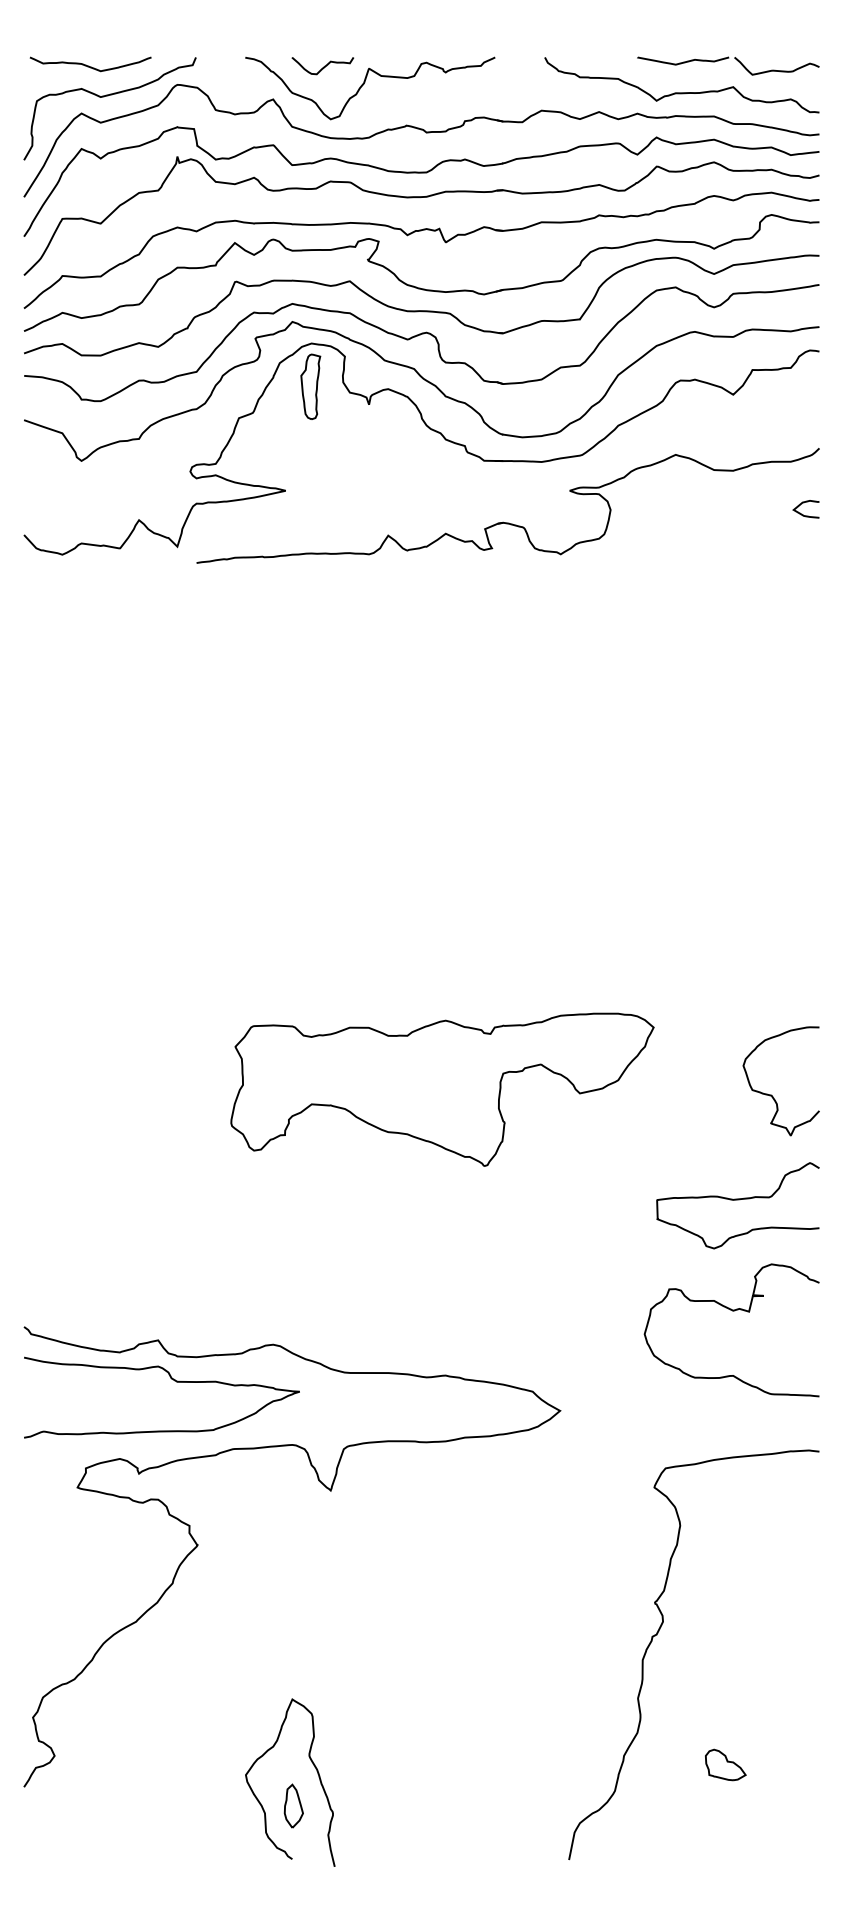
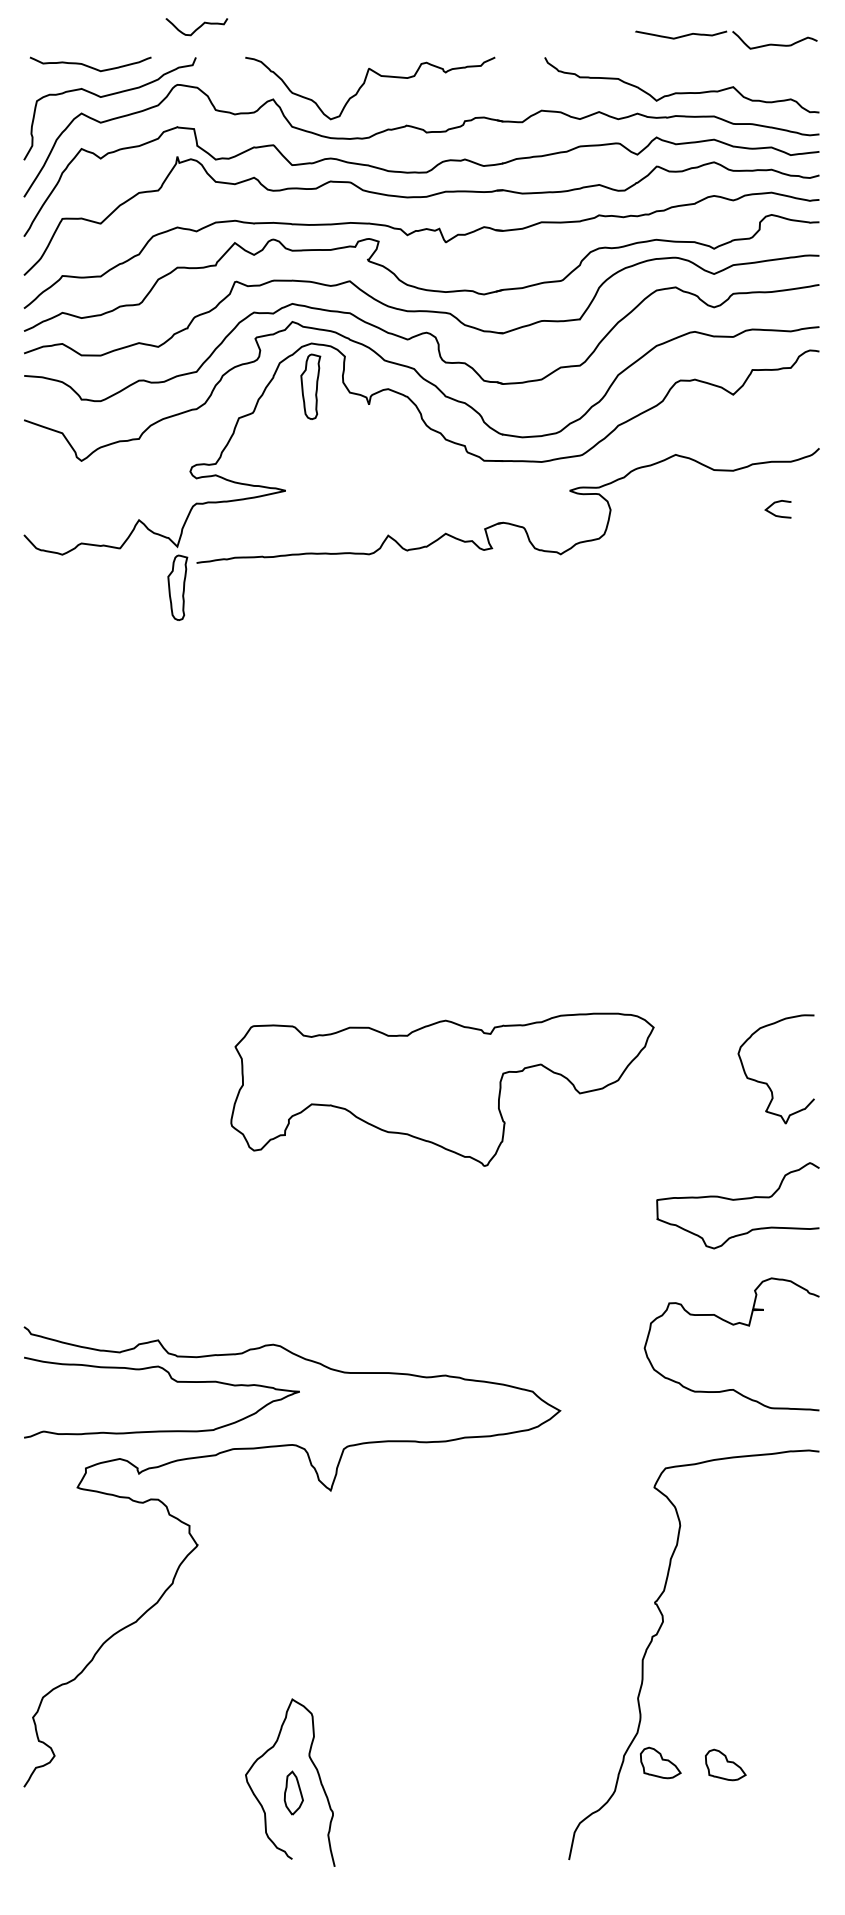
part position: (726, 59) -> (724, 33) (724, 33)
curve position: (323, 66) -> (197, 27) (197, 27)
curve position: (803, 514) -> (775, 514) (775, 514)
part: none -> present (177, 587)
curve position: (771, 1094) -> (766, 1082) (766, 1082)
curve position: (732, 1311) -> (732, 1325) (732, 1325)
part: none -> present (660, 1762)
part position: (293, 1805) -> (293, 1792) (293, 1792)
